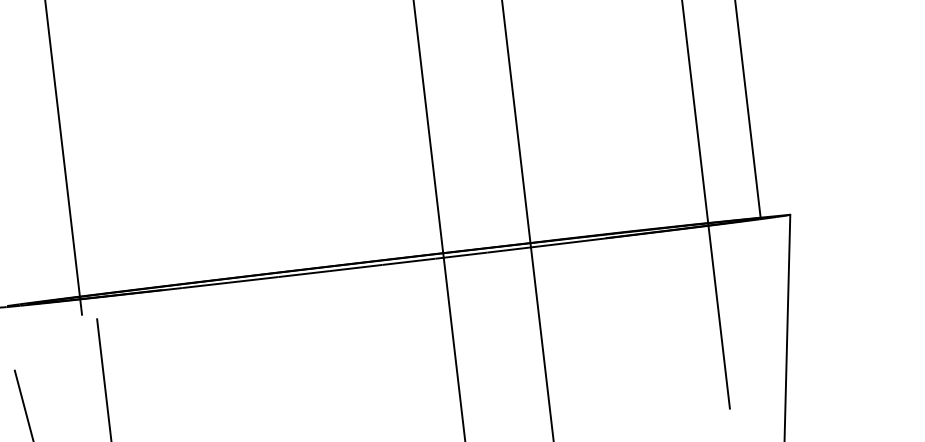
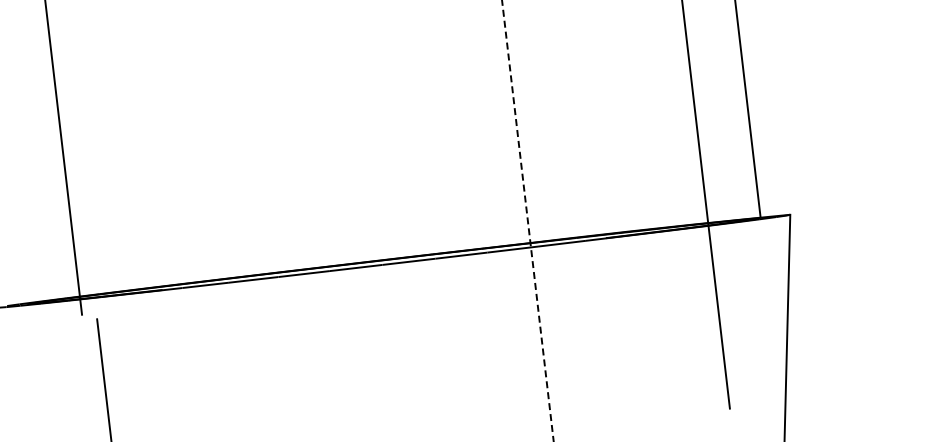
line: present -> none (438, 220)
line: solid -> dashed (527, 220)
line: present -> none (23, 403)
